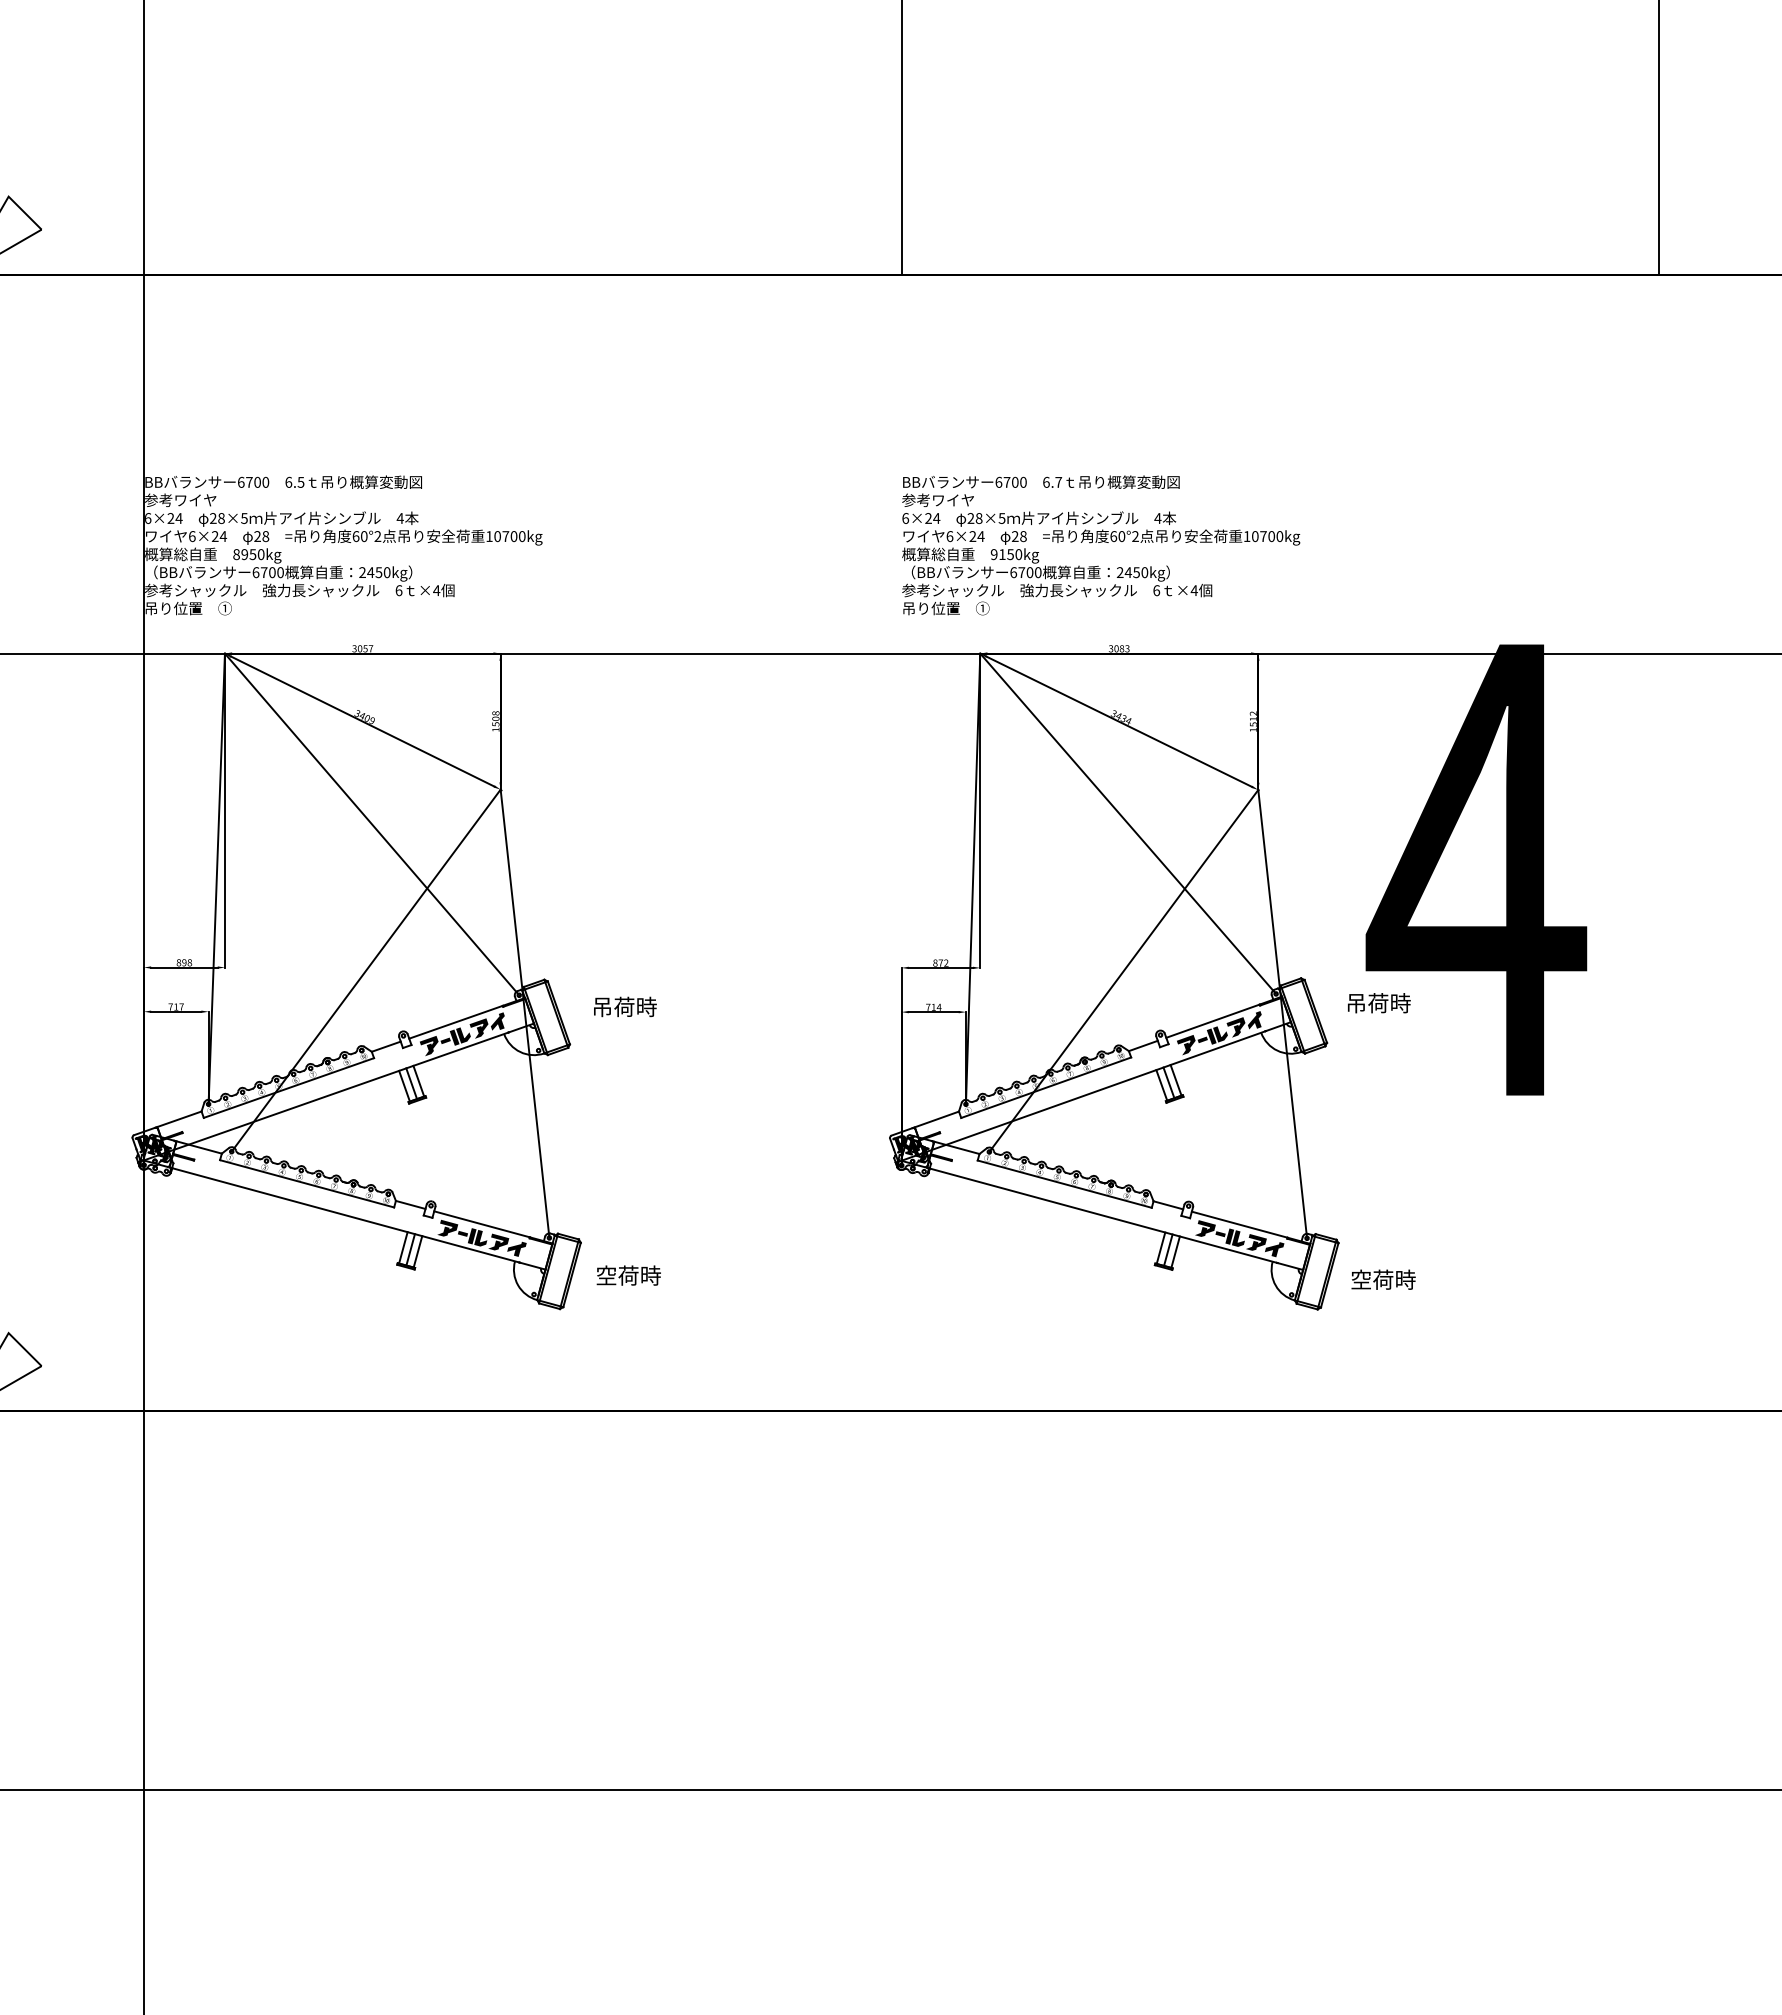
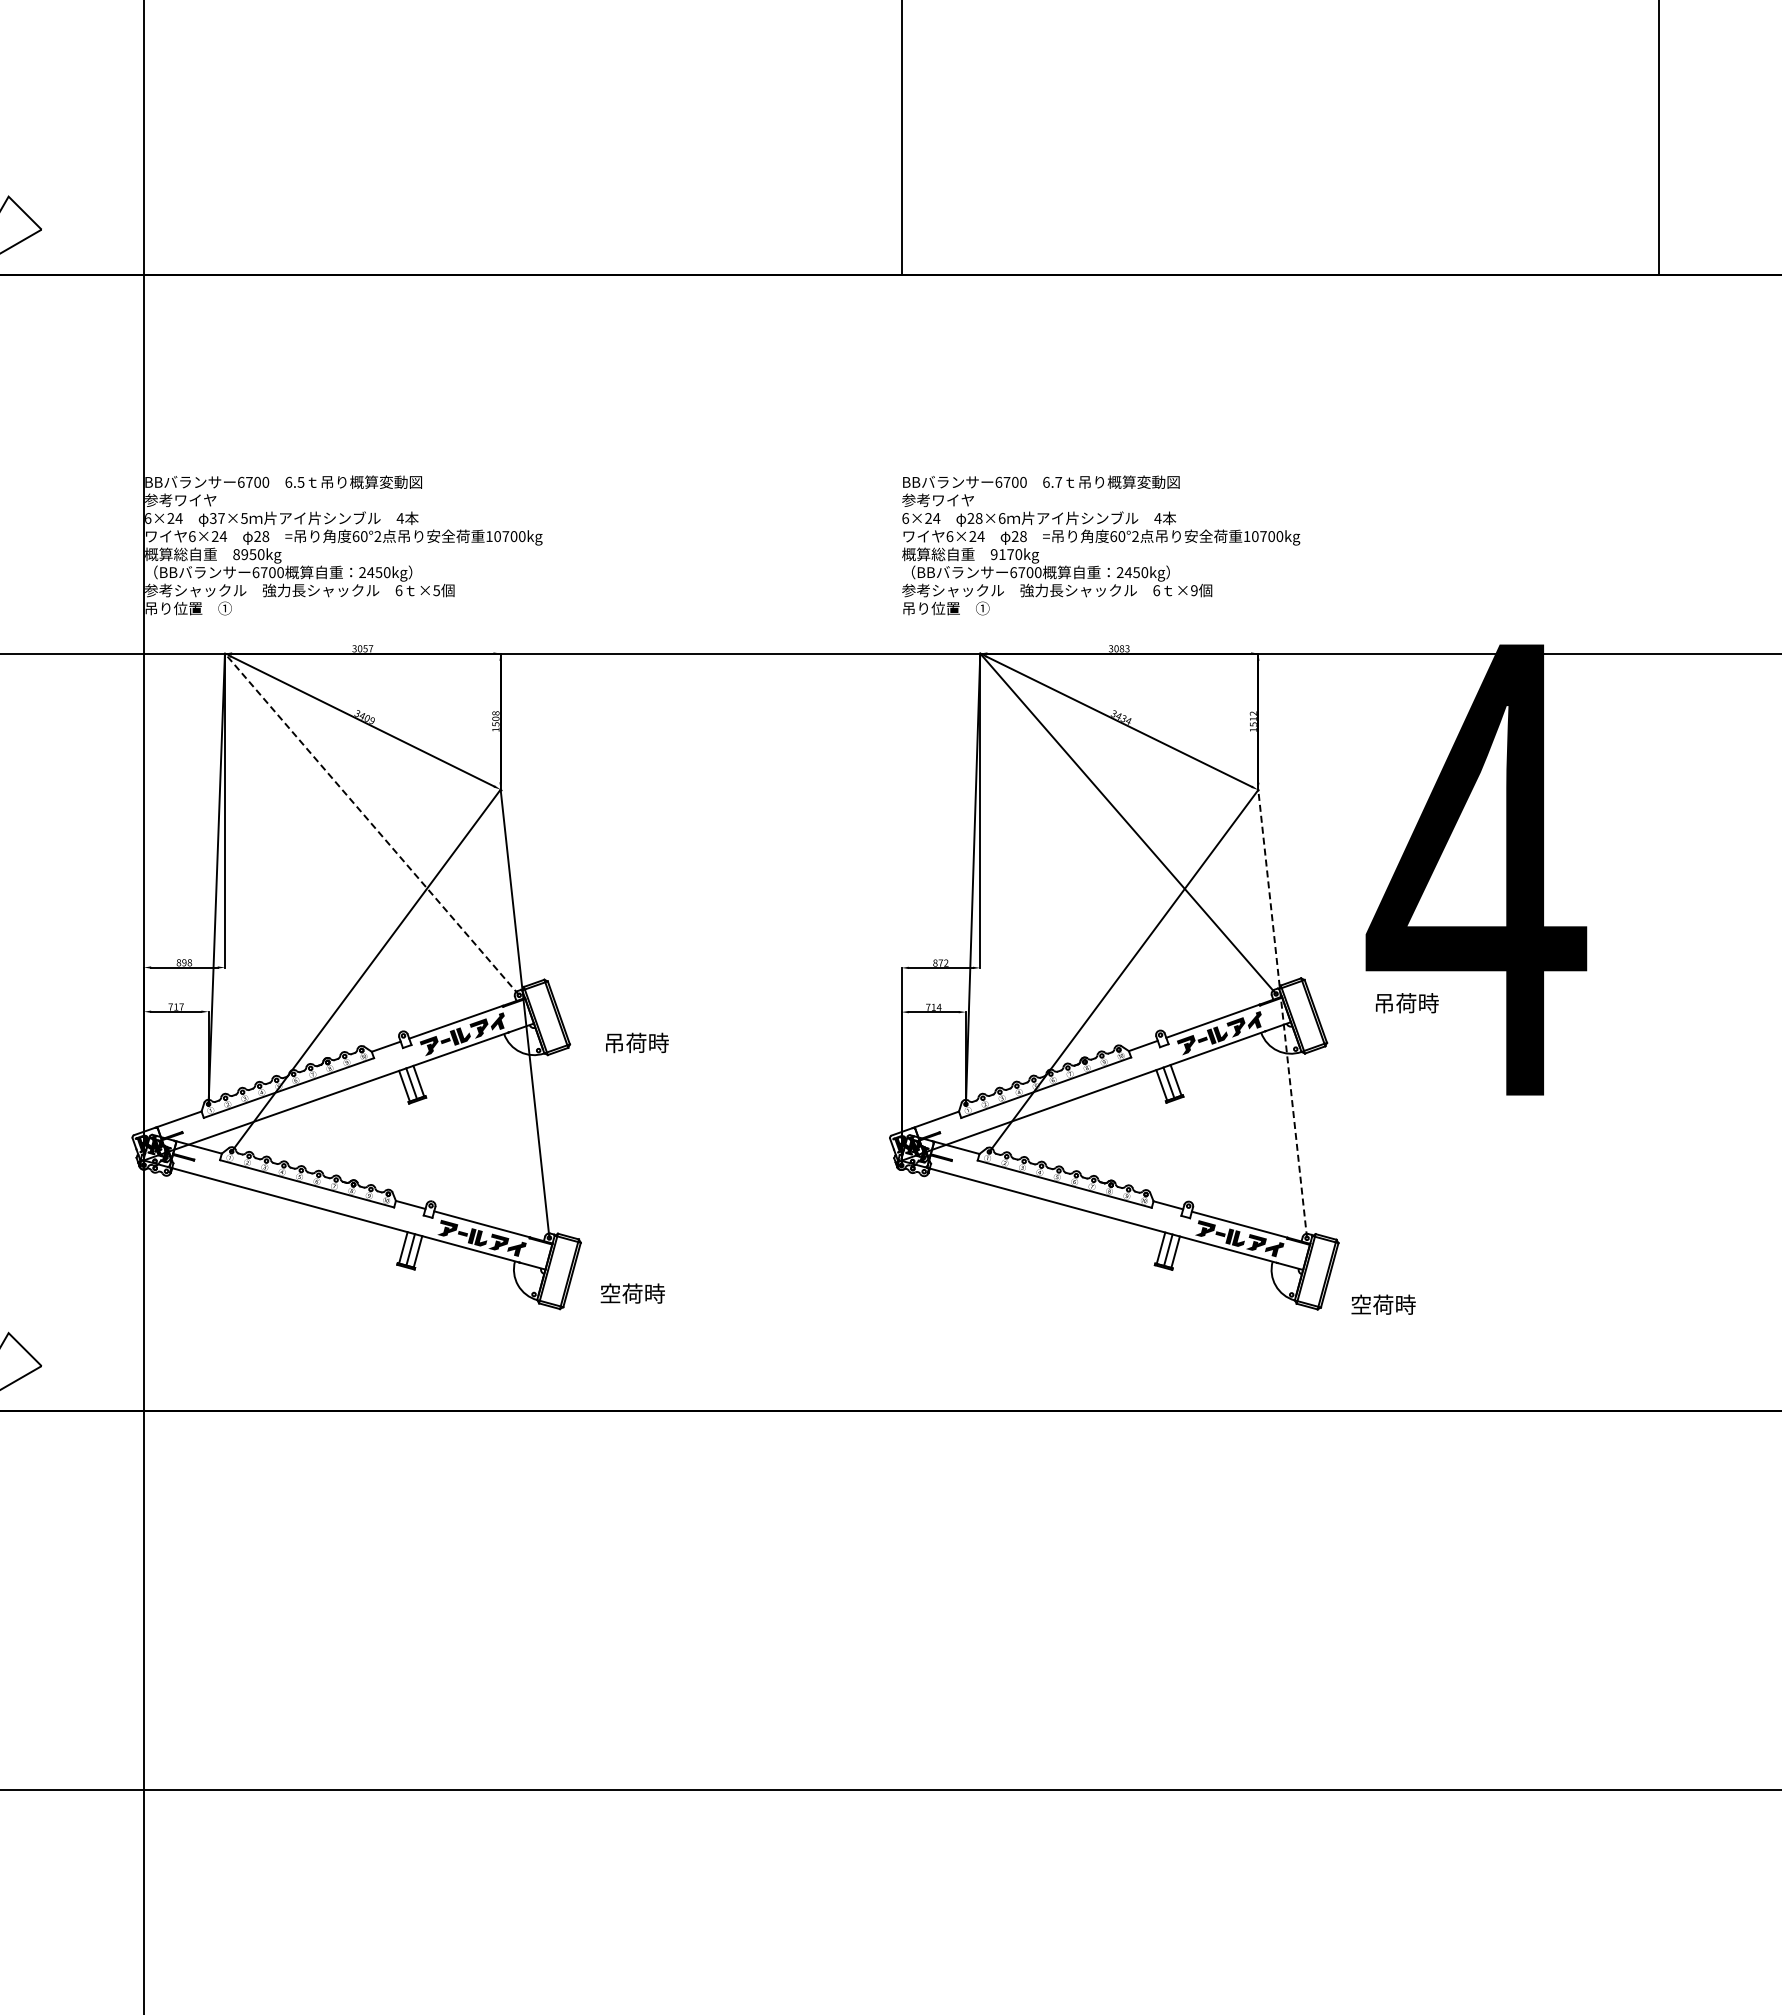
text: 28×5 -> 37×5 (217, 518)
text: 28×5 -> 28×6 (1001, 518)
text: 9150kg -> 9170kg (1010, 554)
text: ×4 -> ×5 (436, 590)
text: ×4 -> ×9 (1193, 590)
line: solid -> dashed (371, 824)
text position: (1379, 1003) -> (1407, 1003) (1407, 1003)
text position: (625, 1006) -> (637, 1042) (637, 1042)
line: solid -> dashed (1282, 1013)
text position: (628, 1275) -> (632, 1293) (632, 1293)
text position: (1383, 1279) -> (1383, 1304) (1383, 1304)
